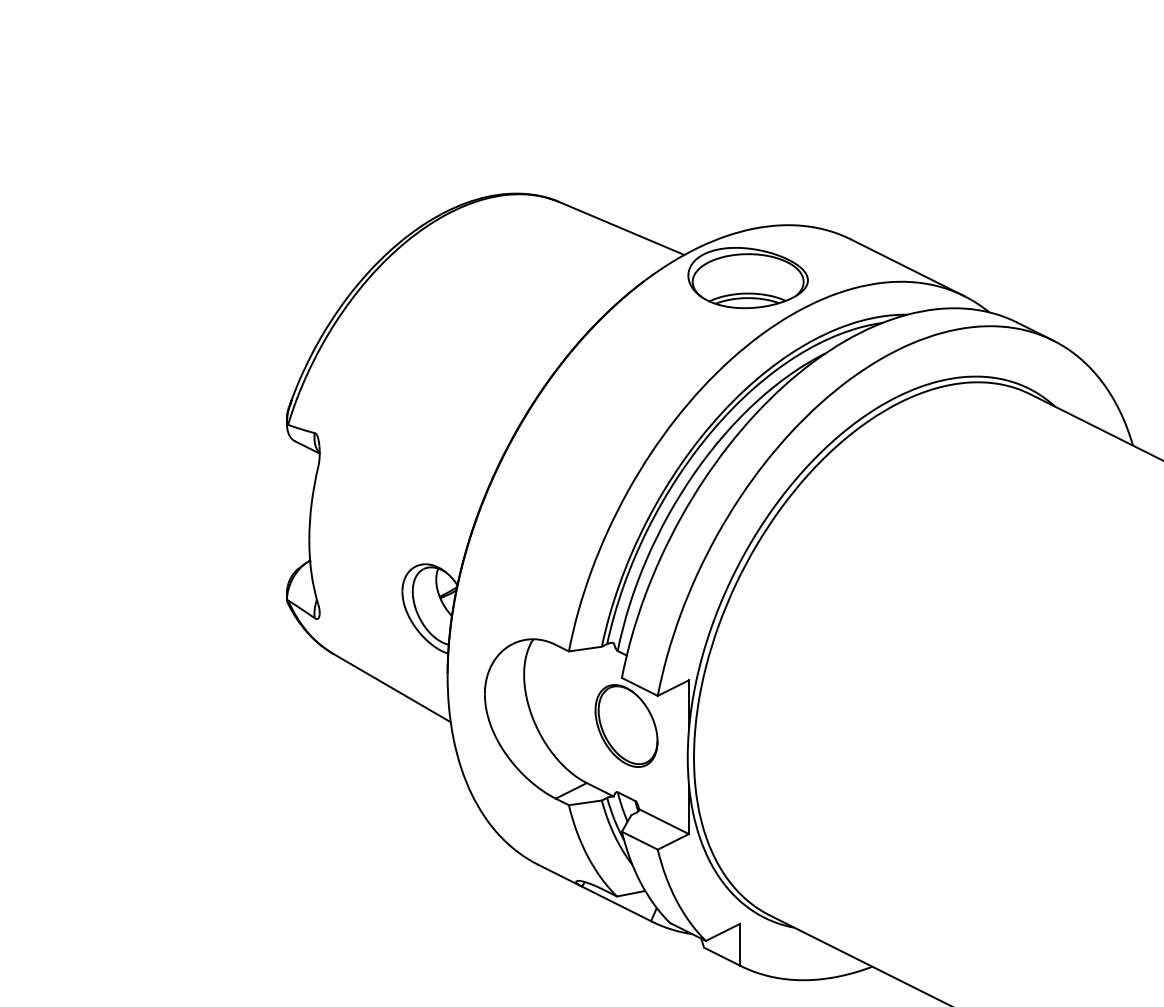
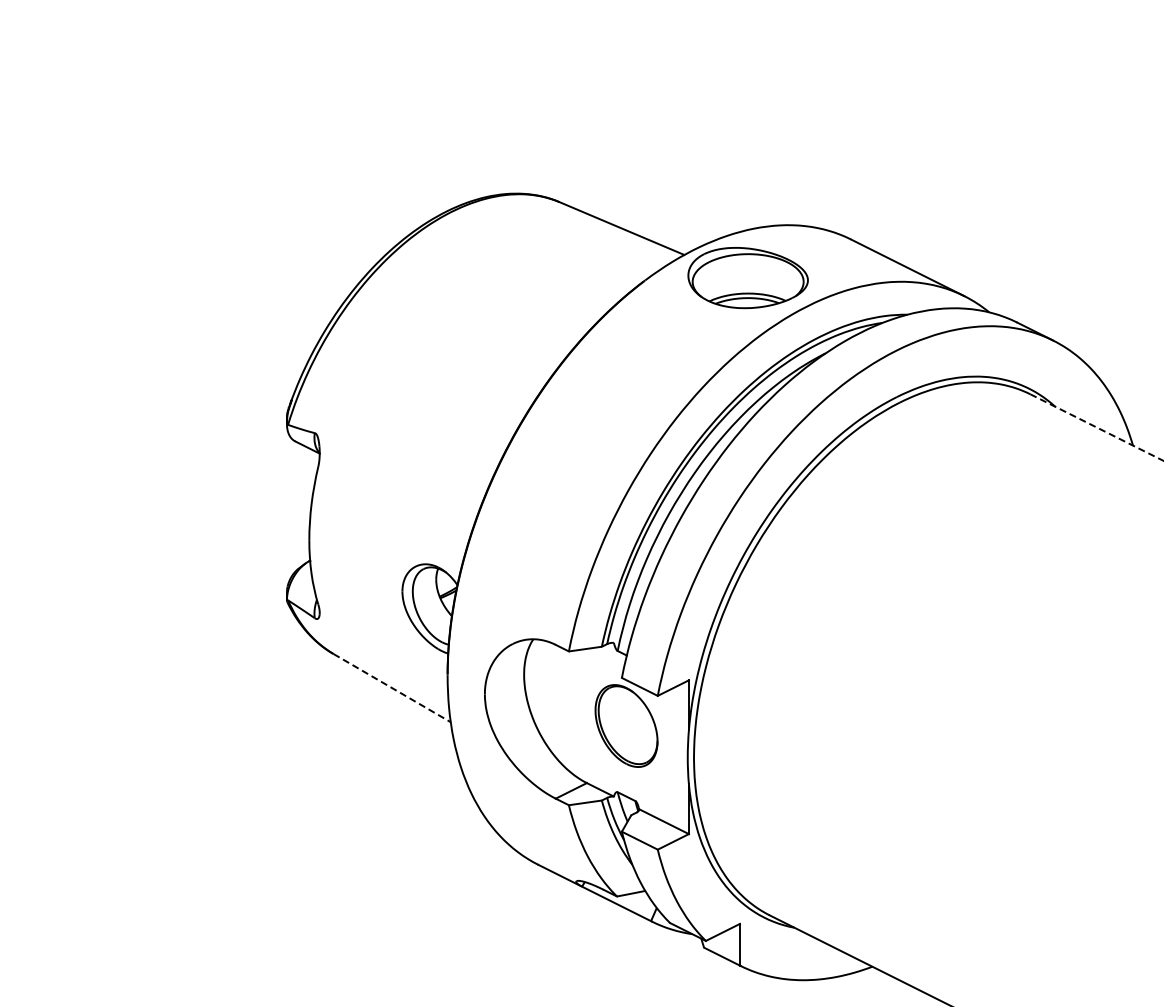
line: solid -> dashed (1097, 427)
line: solid -> dashed (392, 688)
